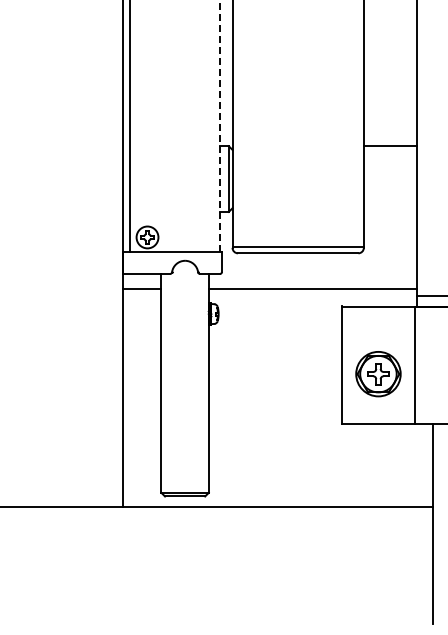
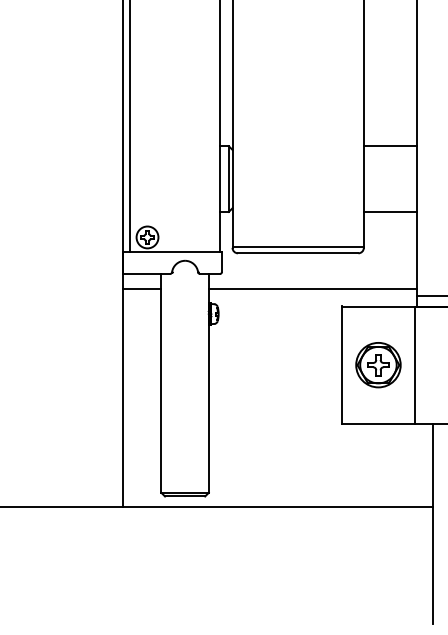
line: dashed -> solid (219, 126)
line: none -> present (389, 211)
part position: (378, 374) -> (378, 365) (378, 365)
